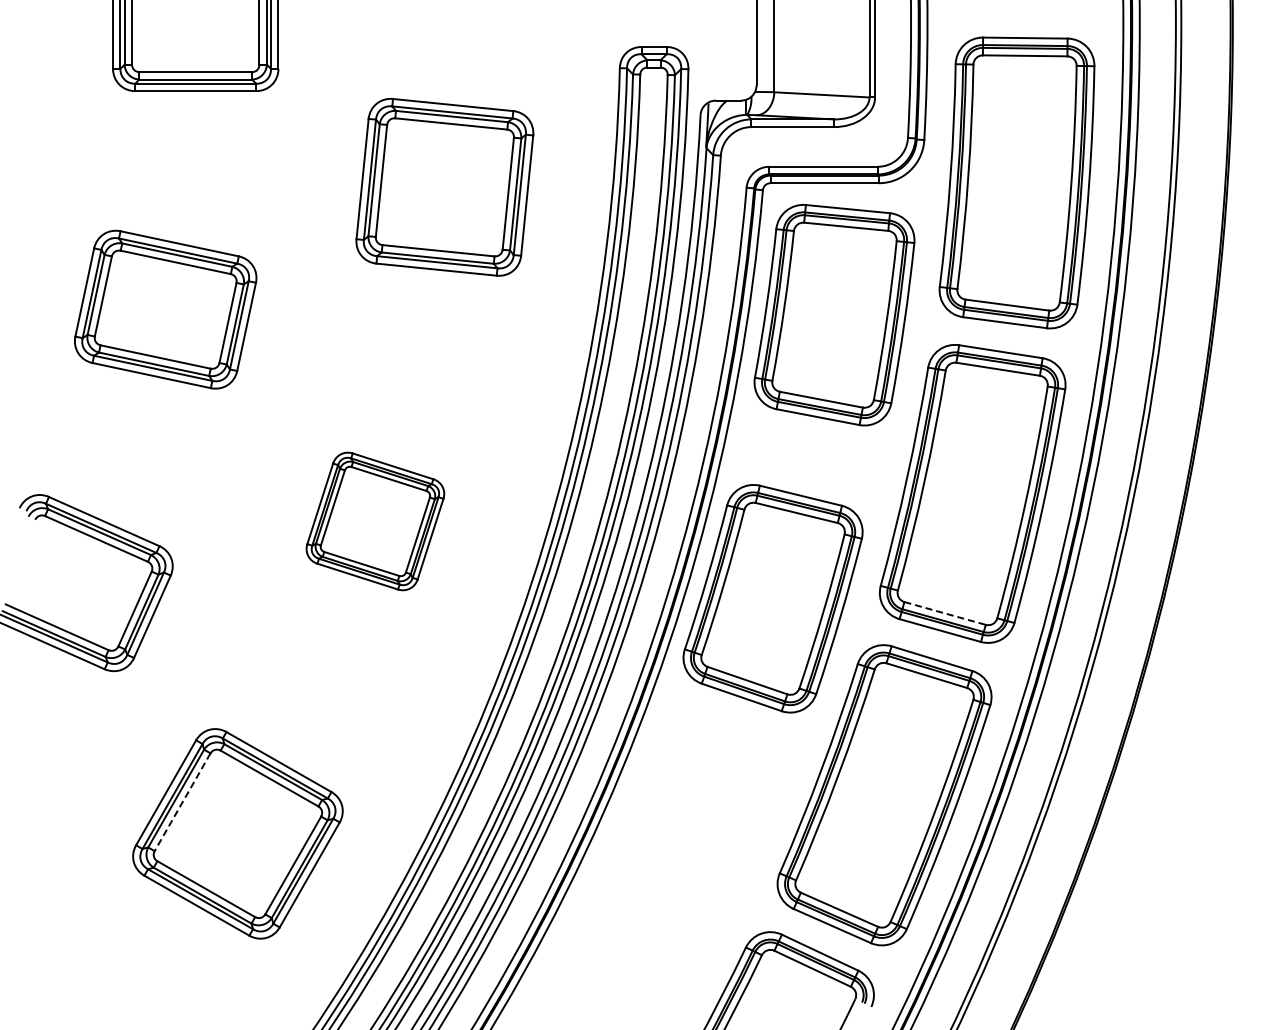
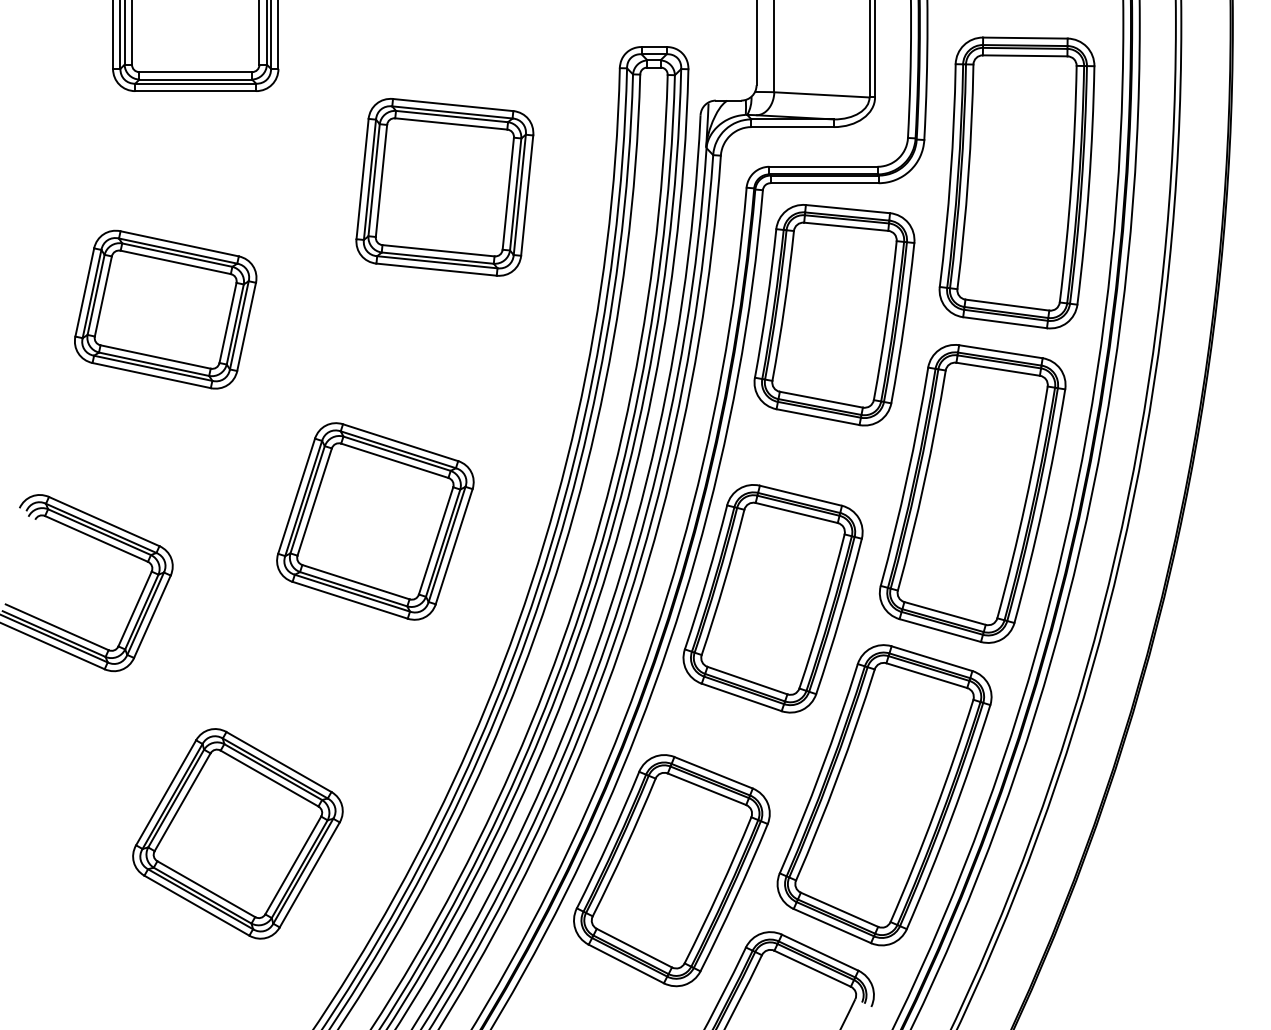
part size: 141x141 px -> 199x199 px (375, 521)
line: dashed -> solid (945, 613)
line: dashed -> solid (182, 802)
part: none -> present (671, 870)
